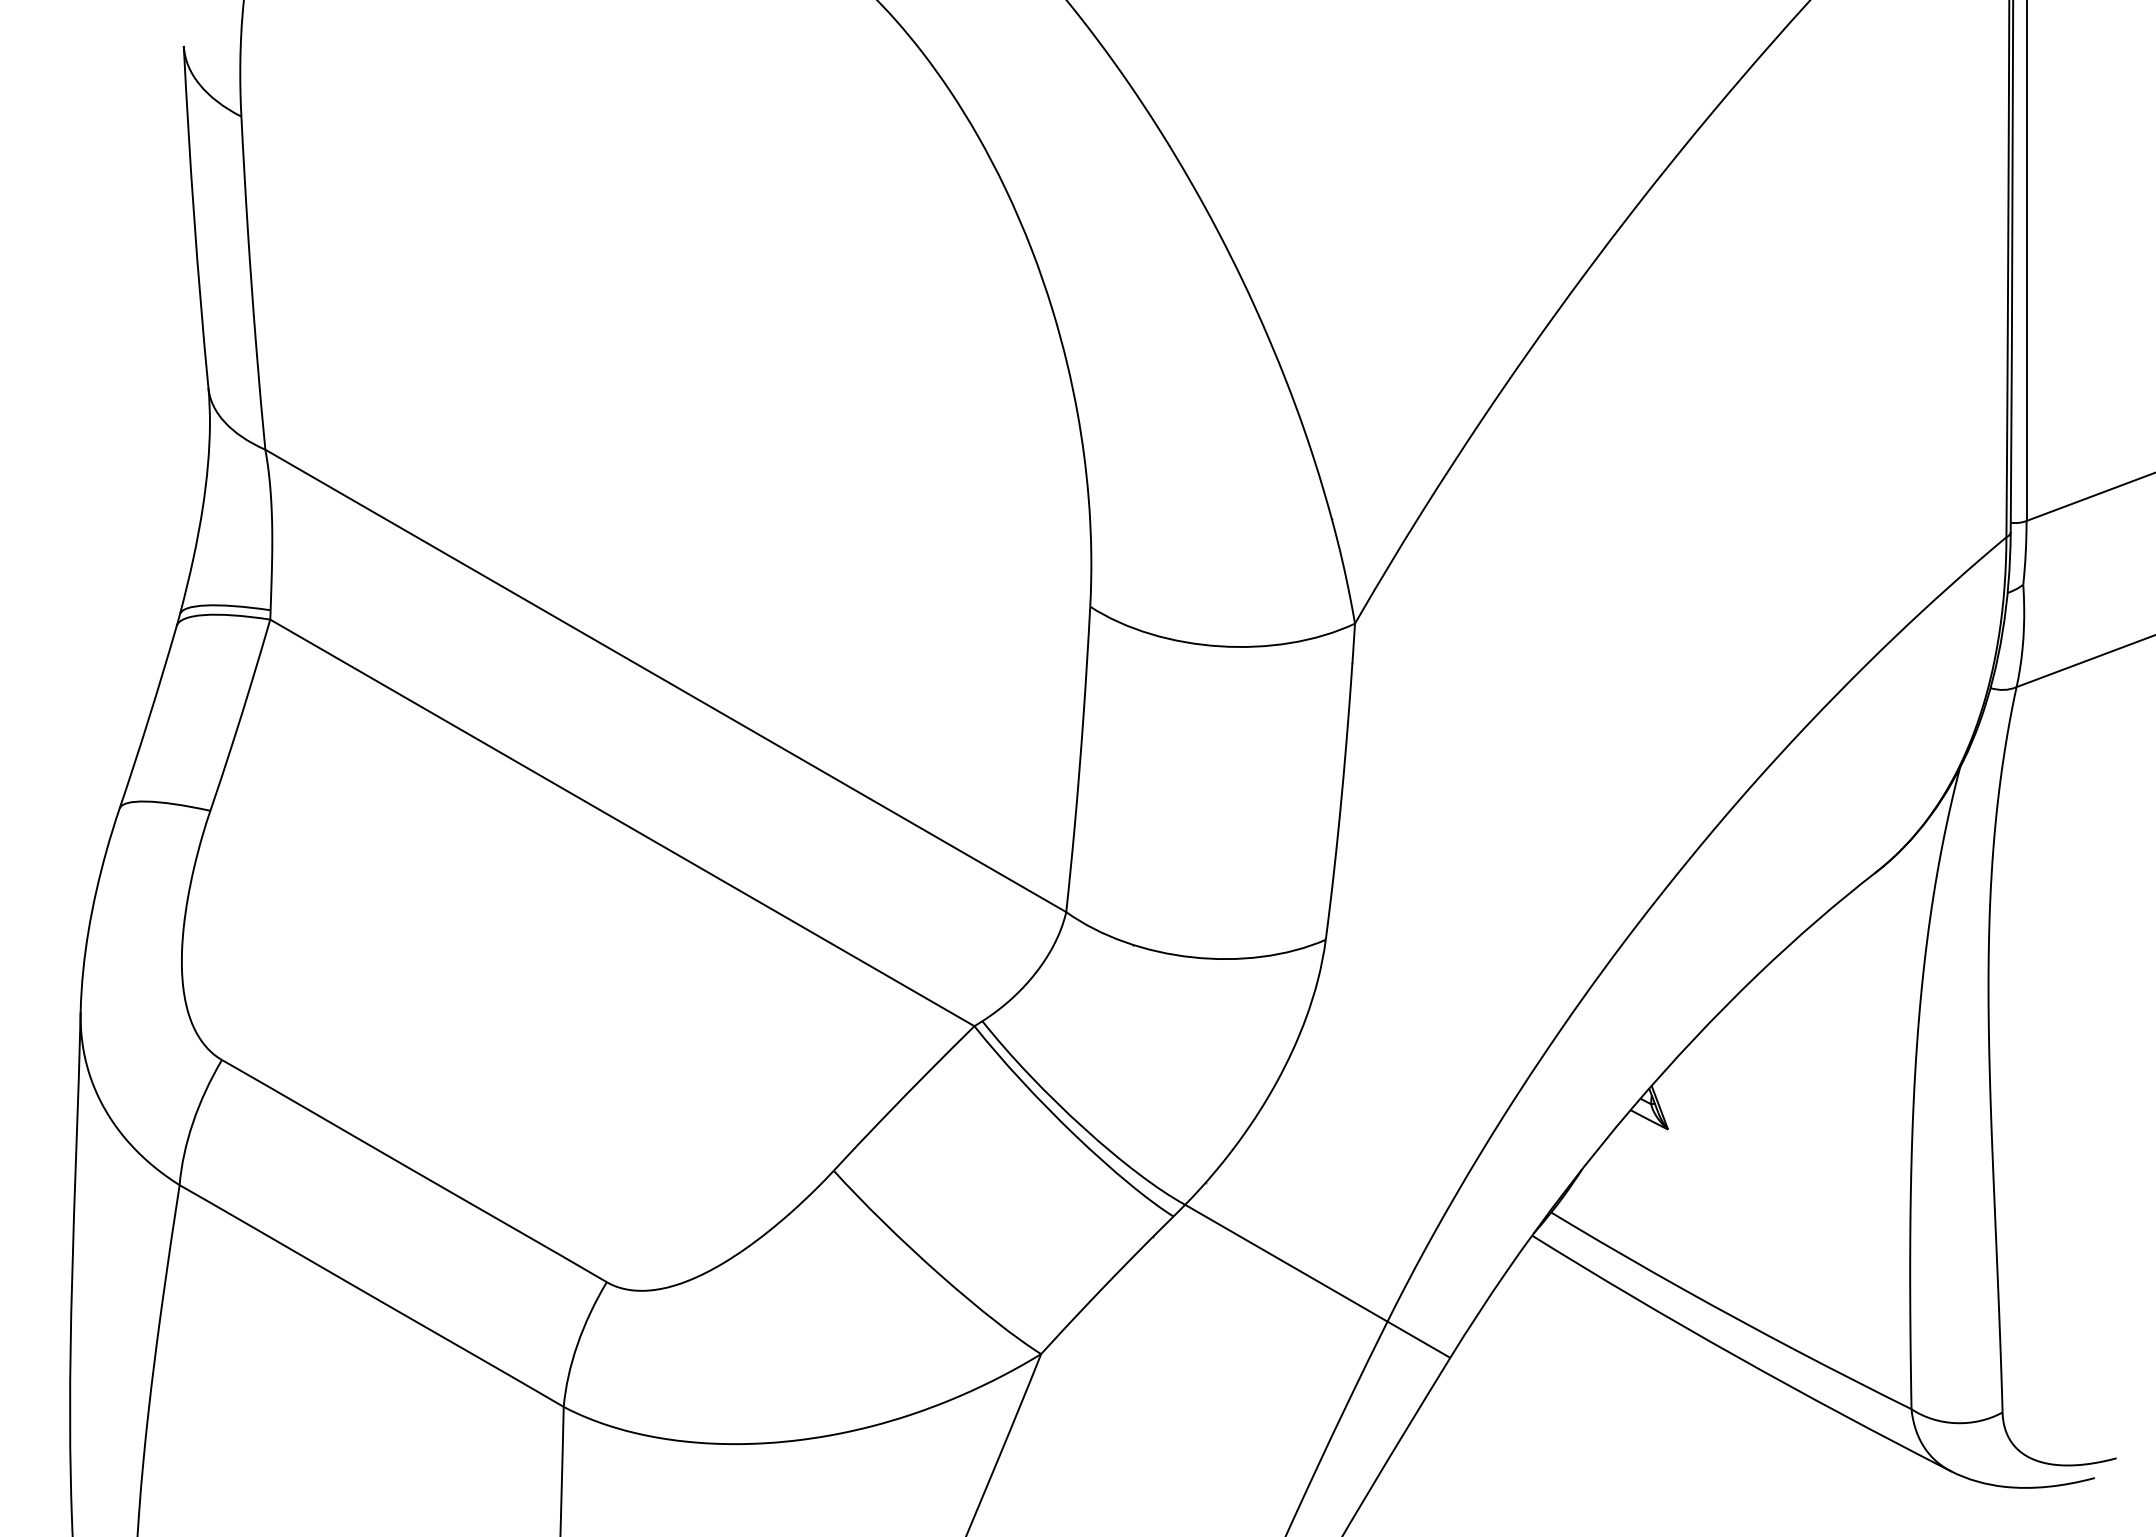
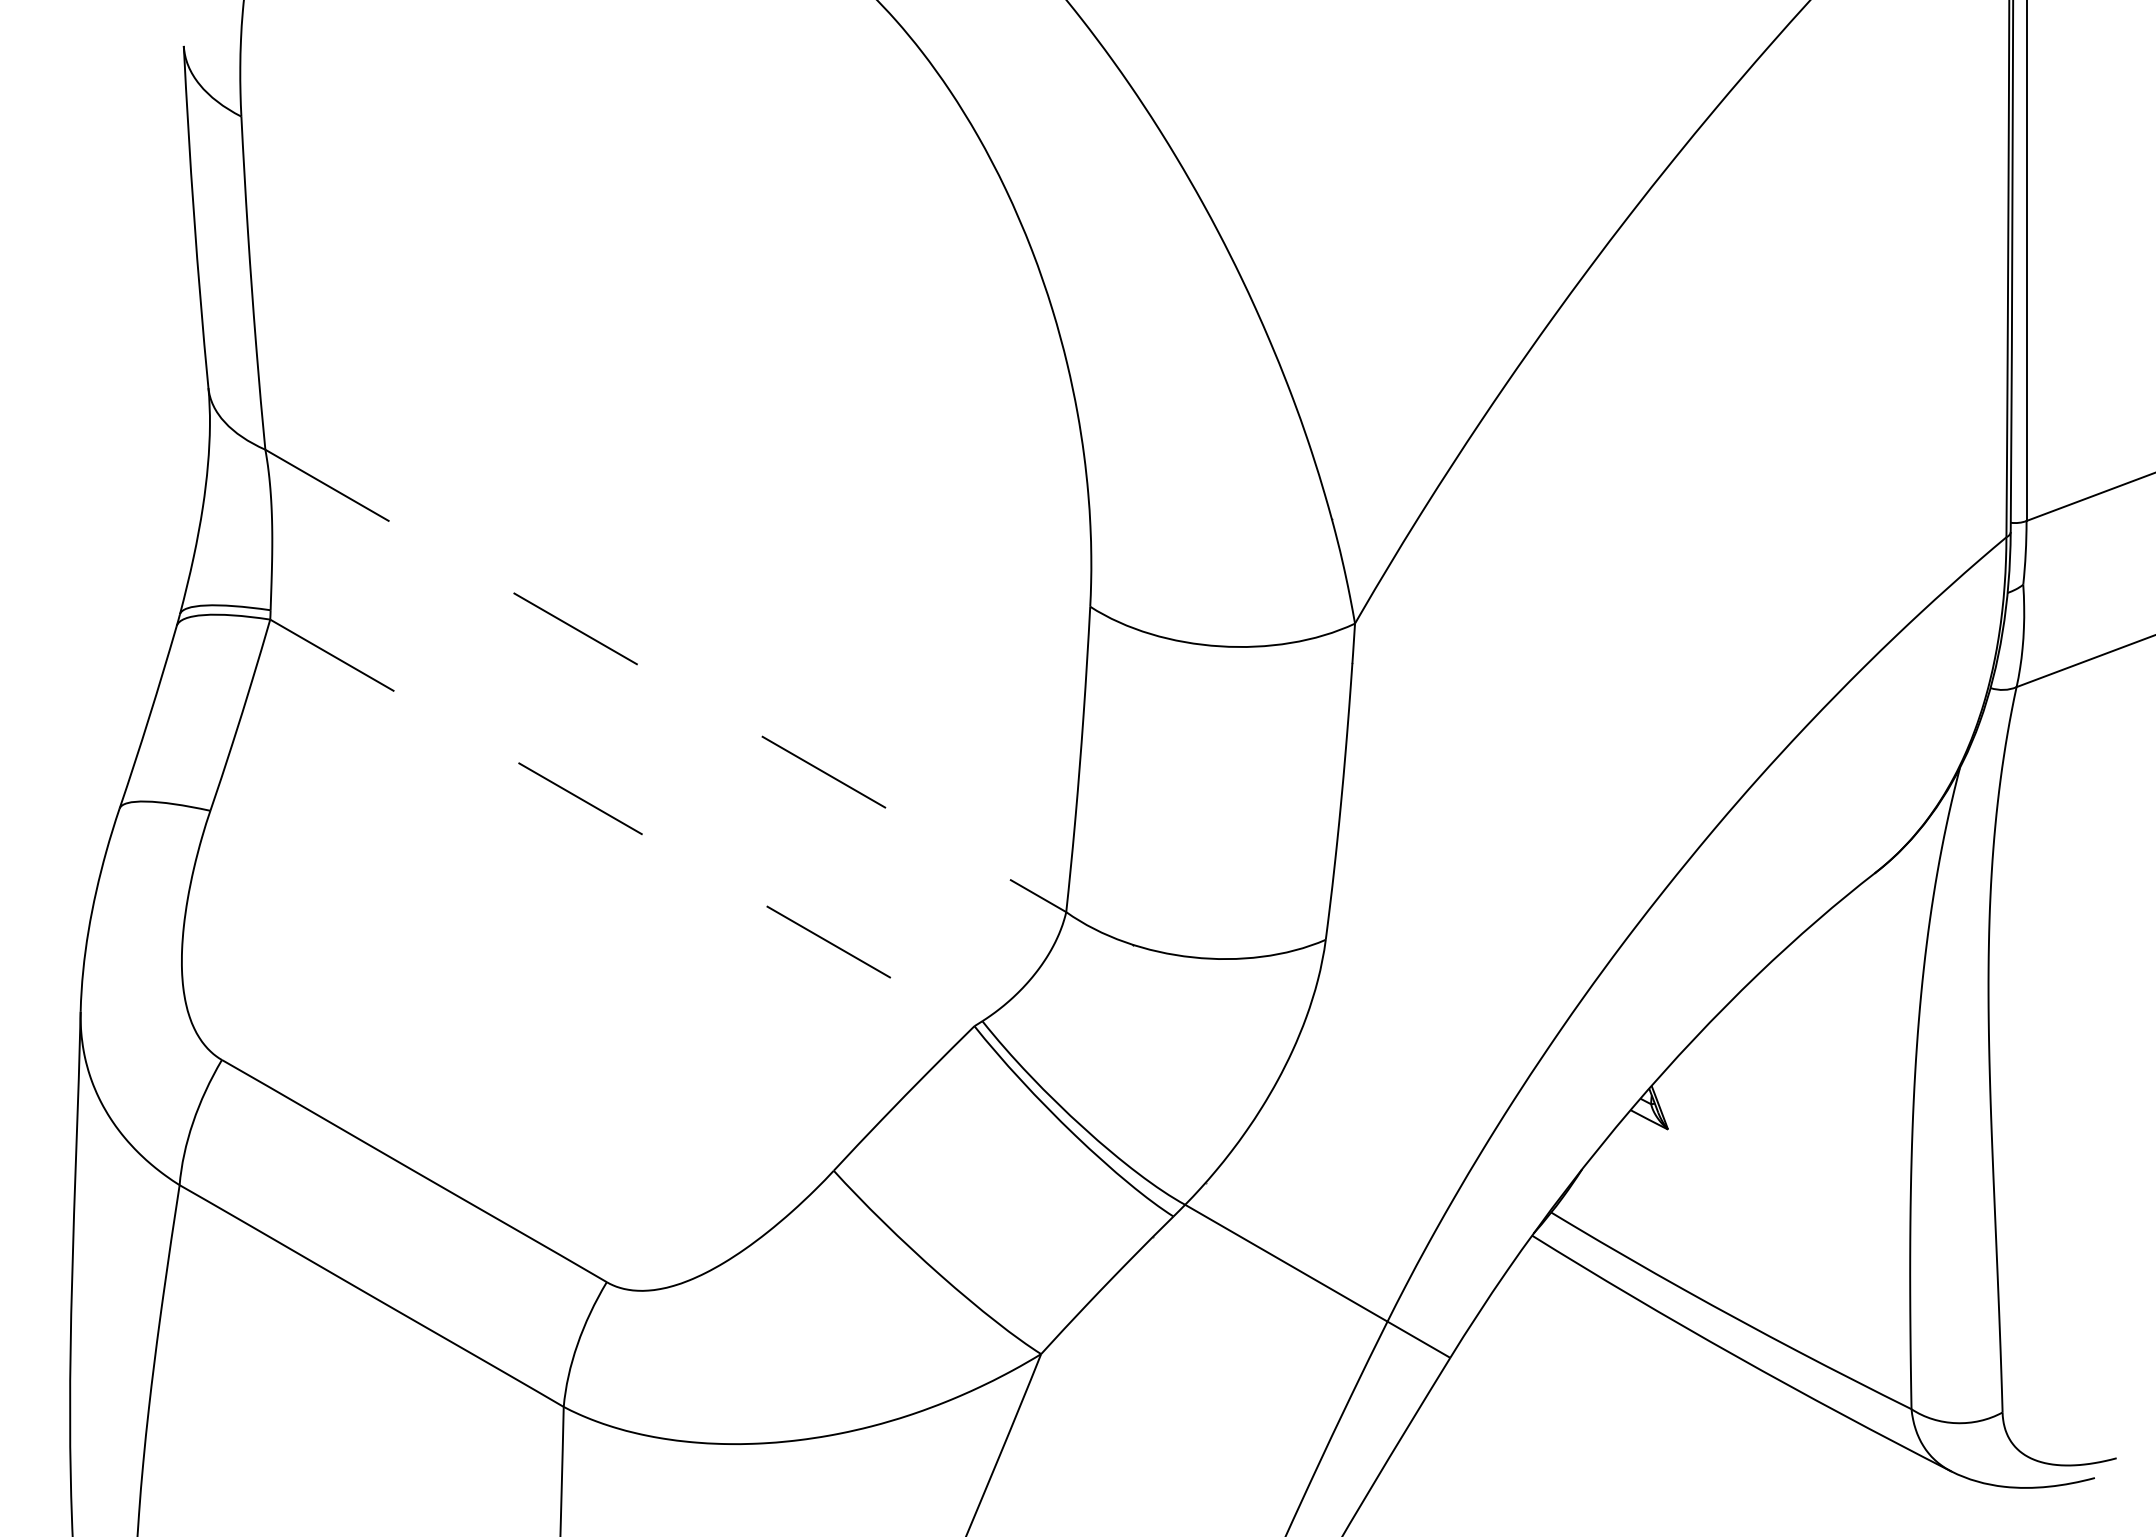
line: solid -> dashed (666, 681)
line: solid -> dashed (622, 822)
